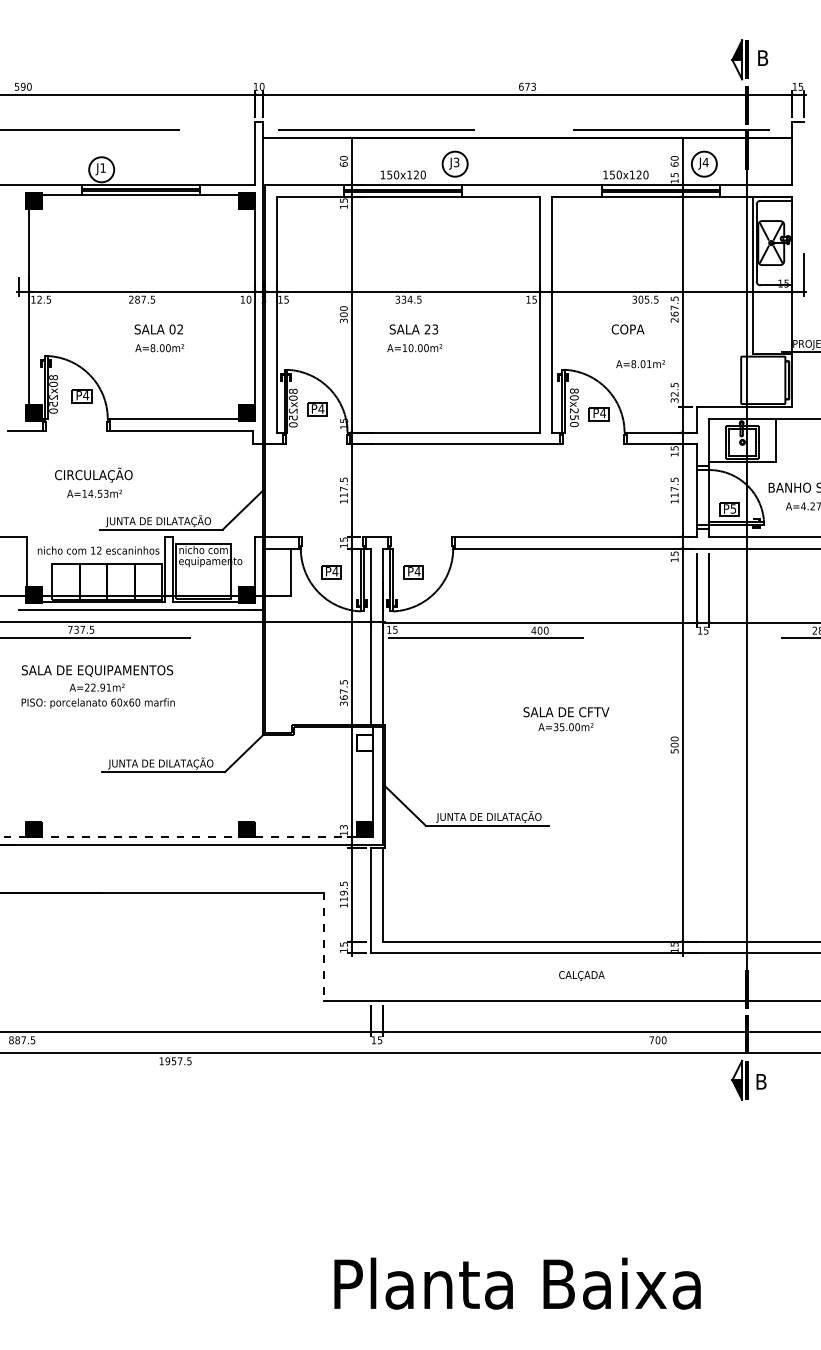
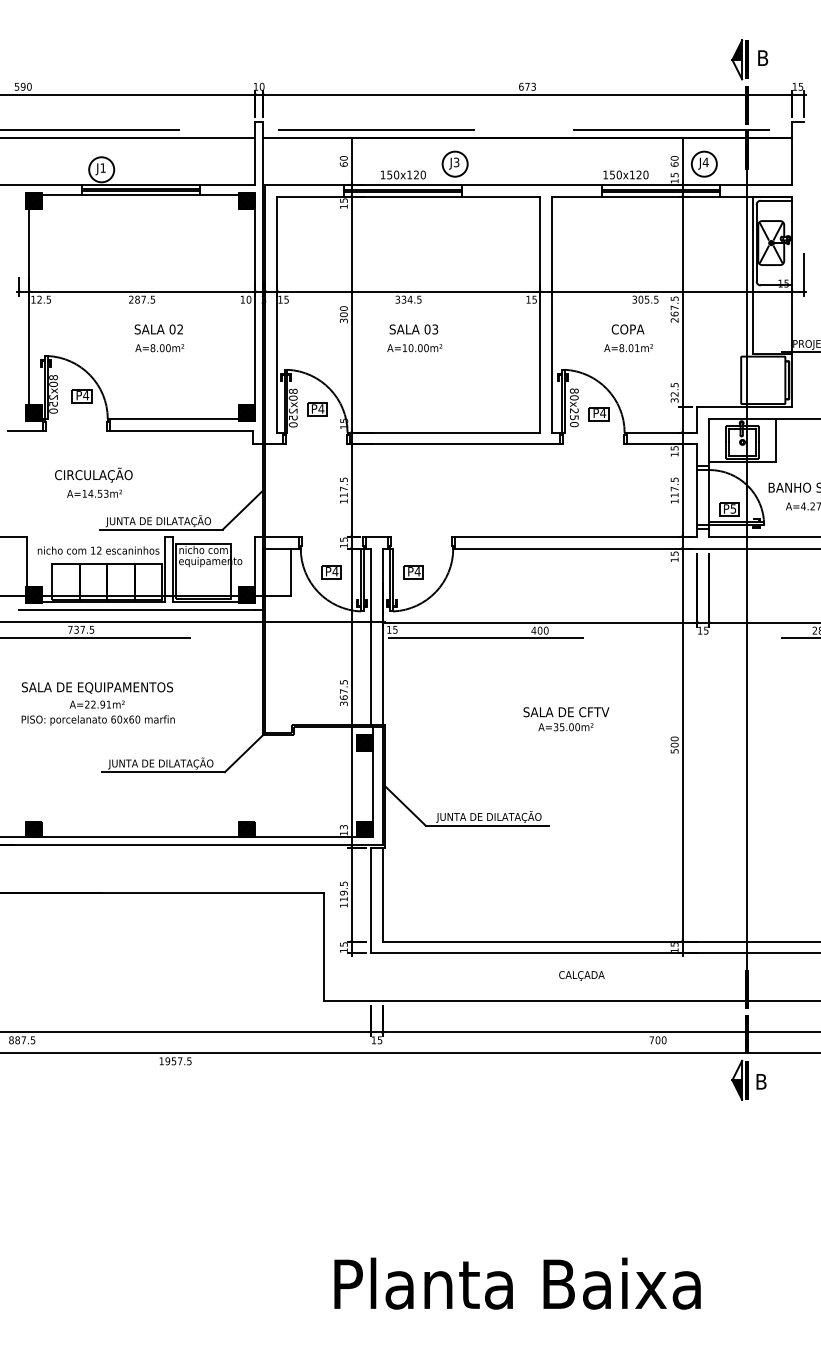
line: none -> present (128, 137)
text: 23 -> 03 (427, 329)
text position: (640, 364) -> (628, 348) (628, 348)
text position: (97, 686) -> (97, 703) (97, 703)
hatch: none -> present (365, 743)
line: dashed -> solid (178, 837)
line: dashed -> solid (323, 947)
